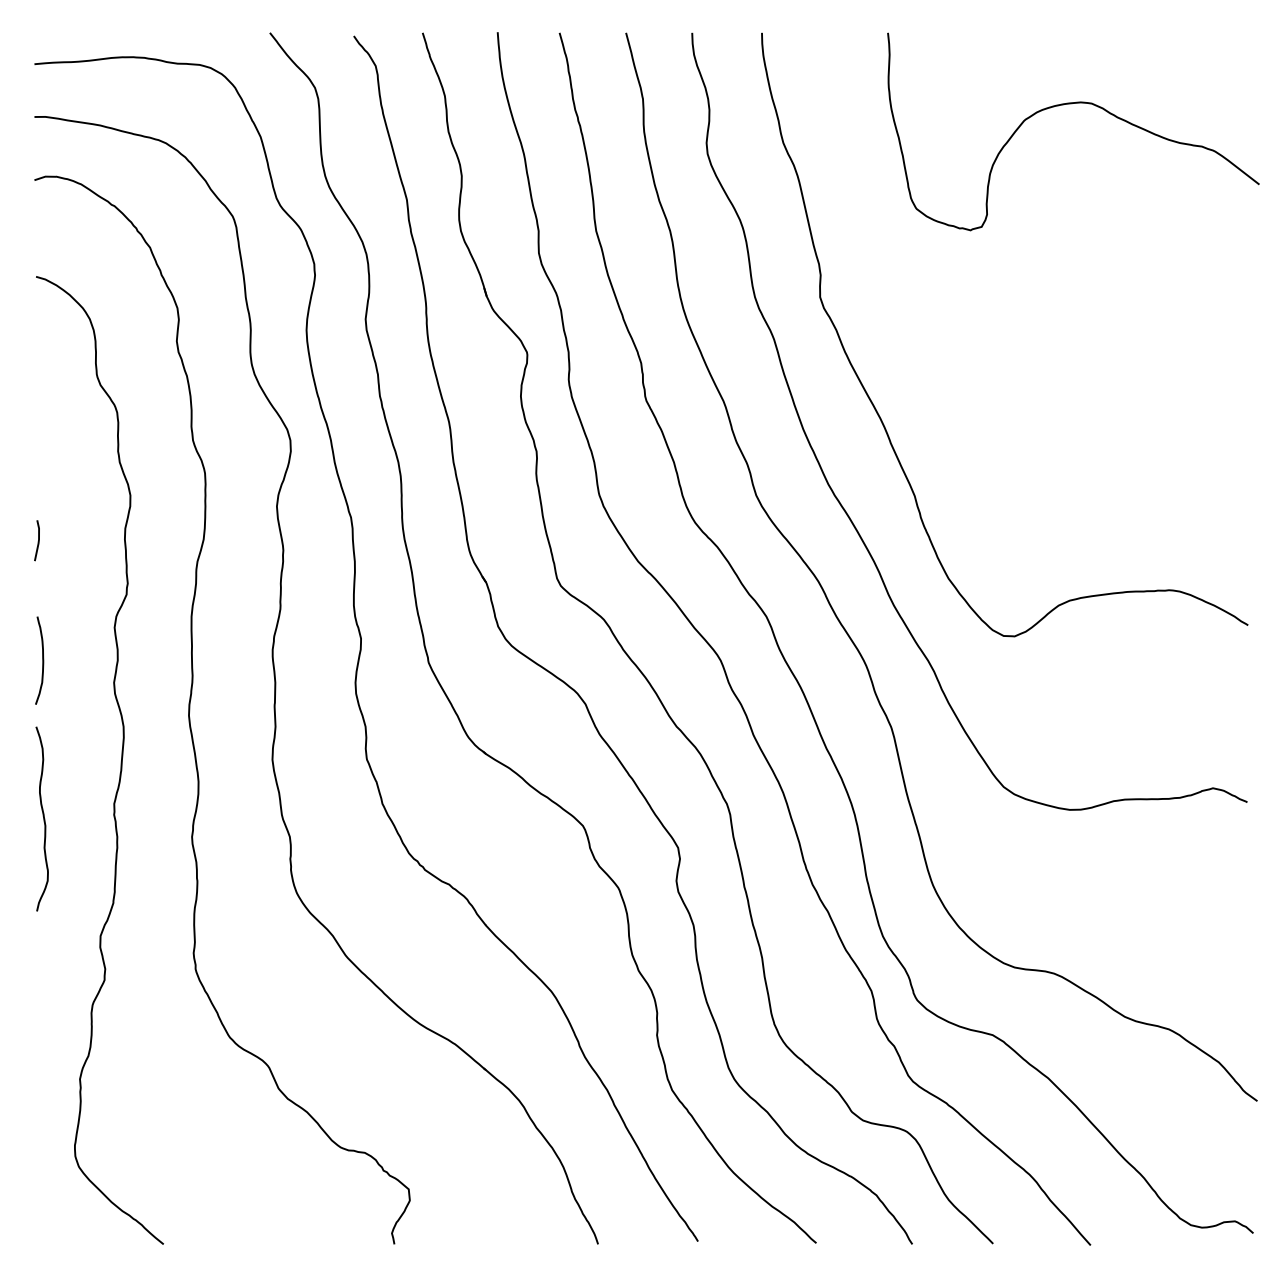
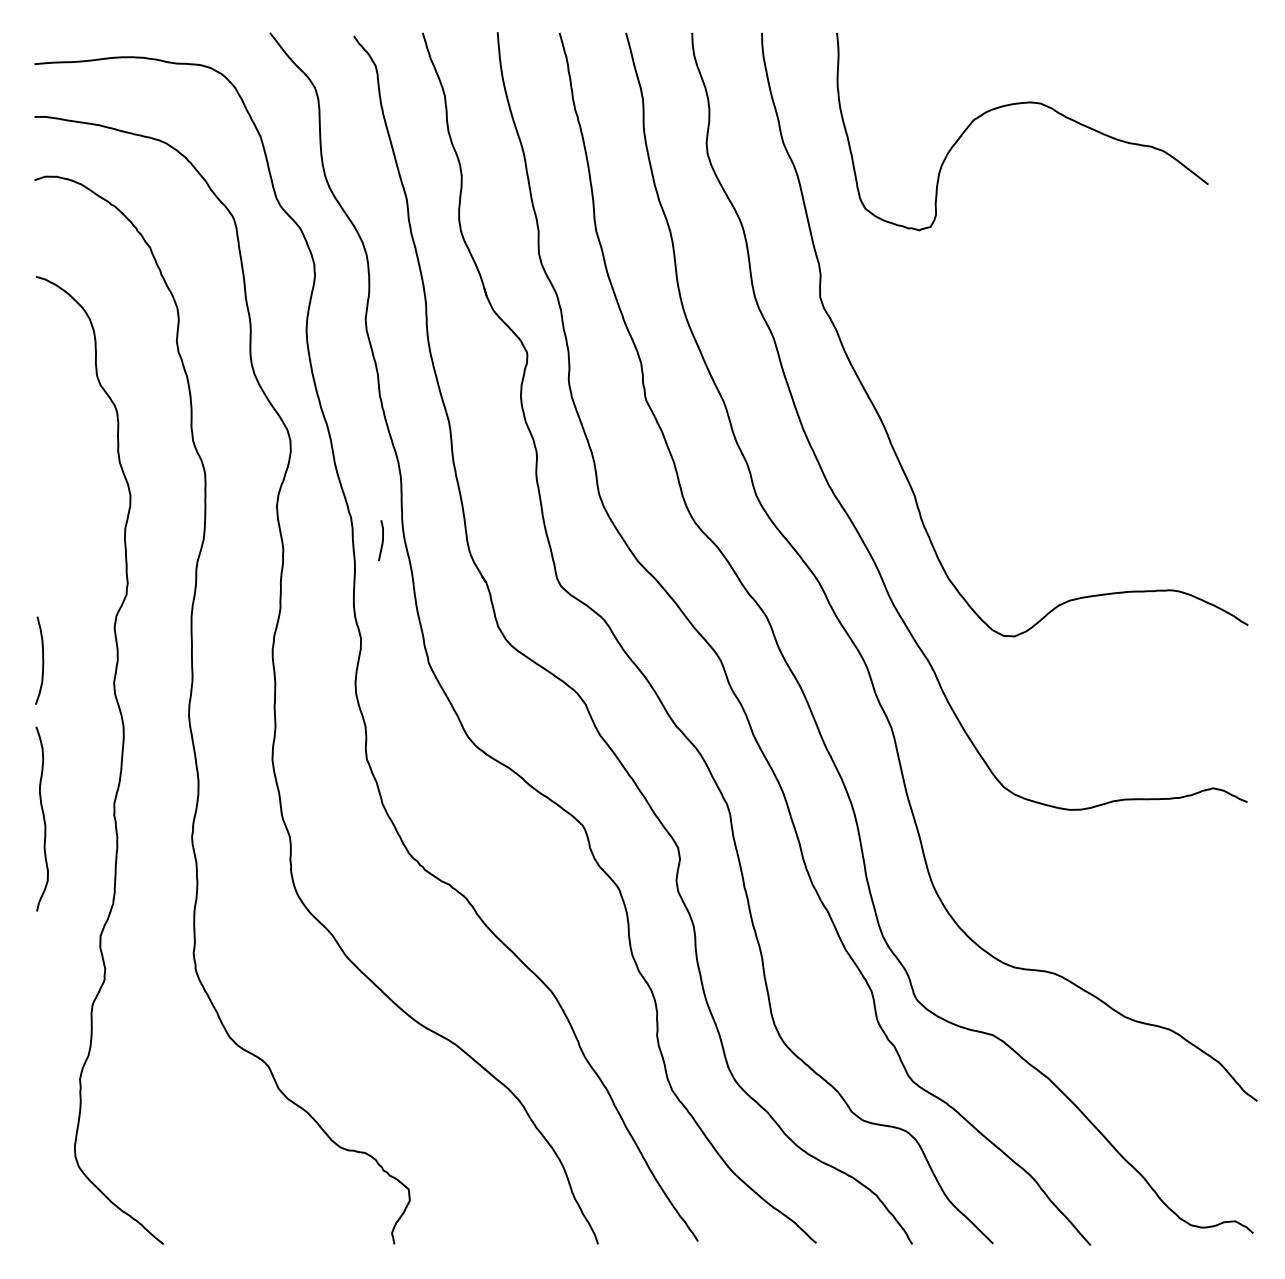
curve position: (1071, 104) -> (1020, 104) (1020, 104)
line position: (37, 541) -> (381, 541) (381, 541)
